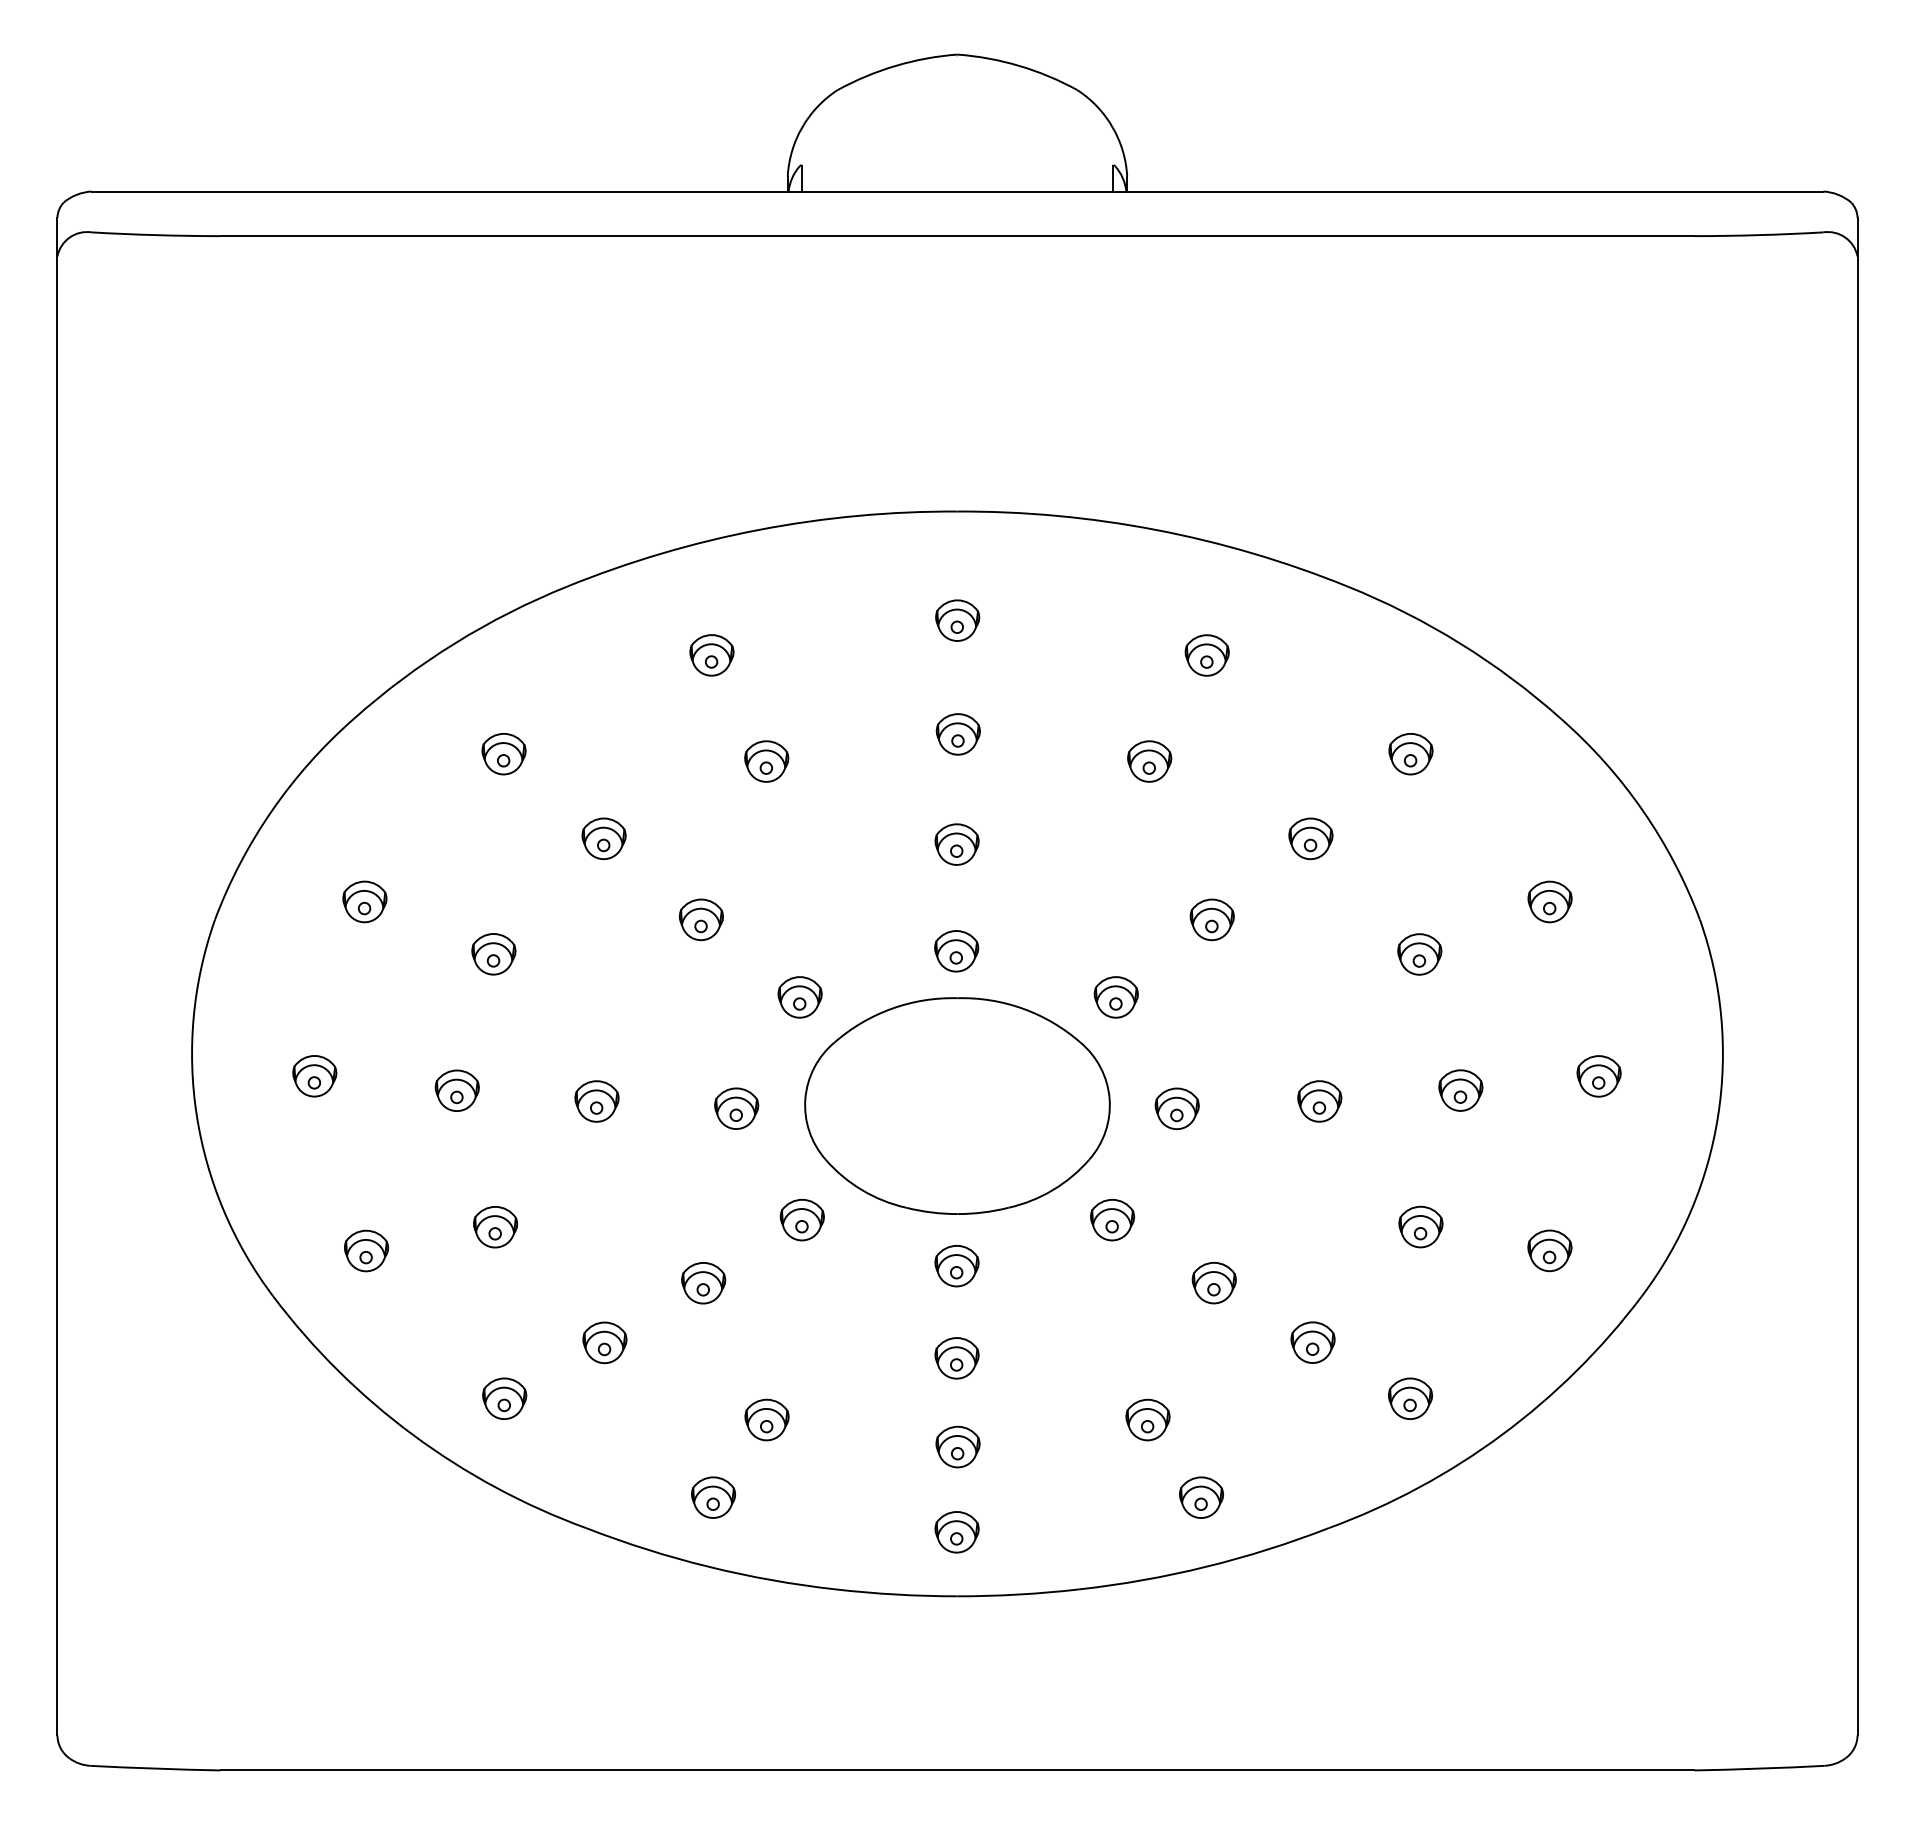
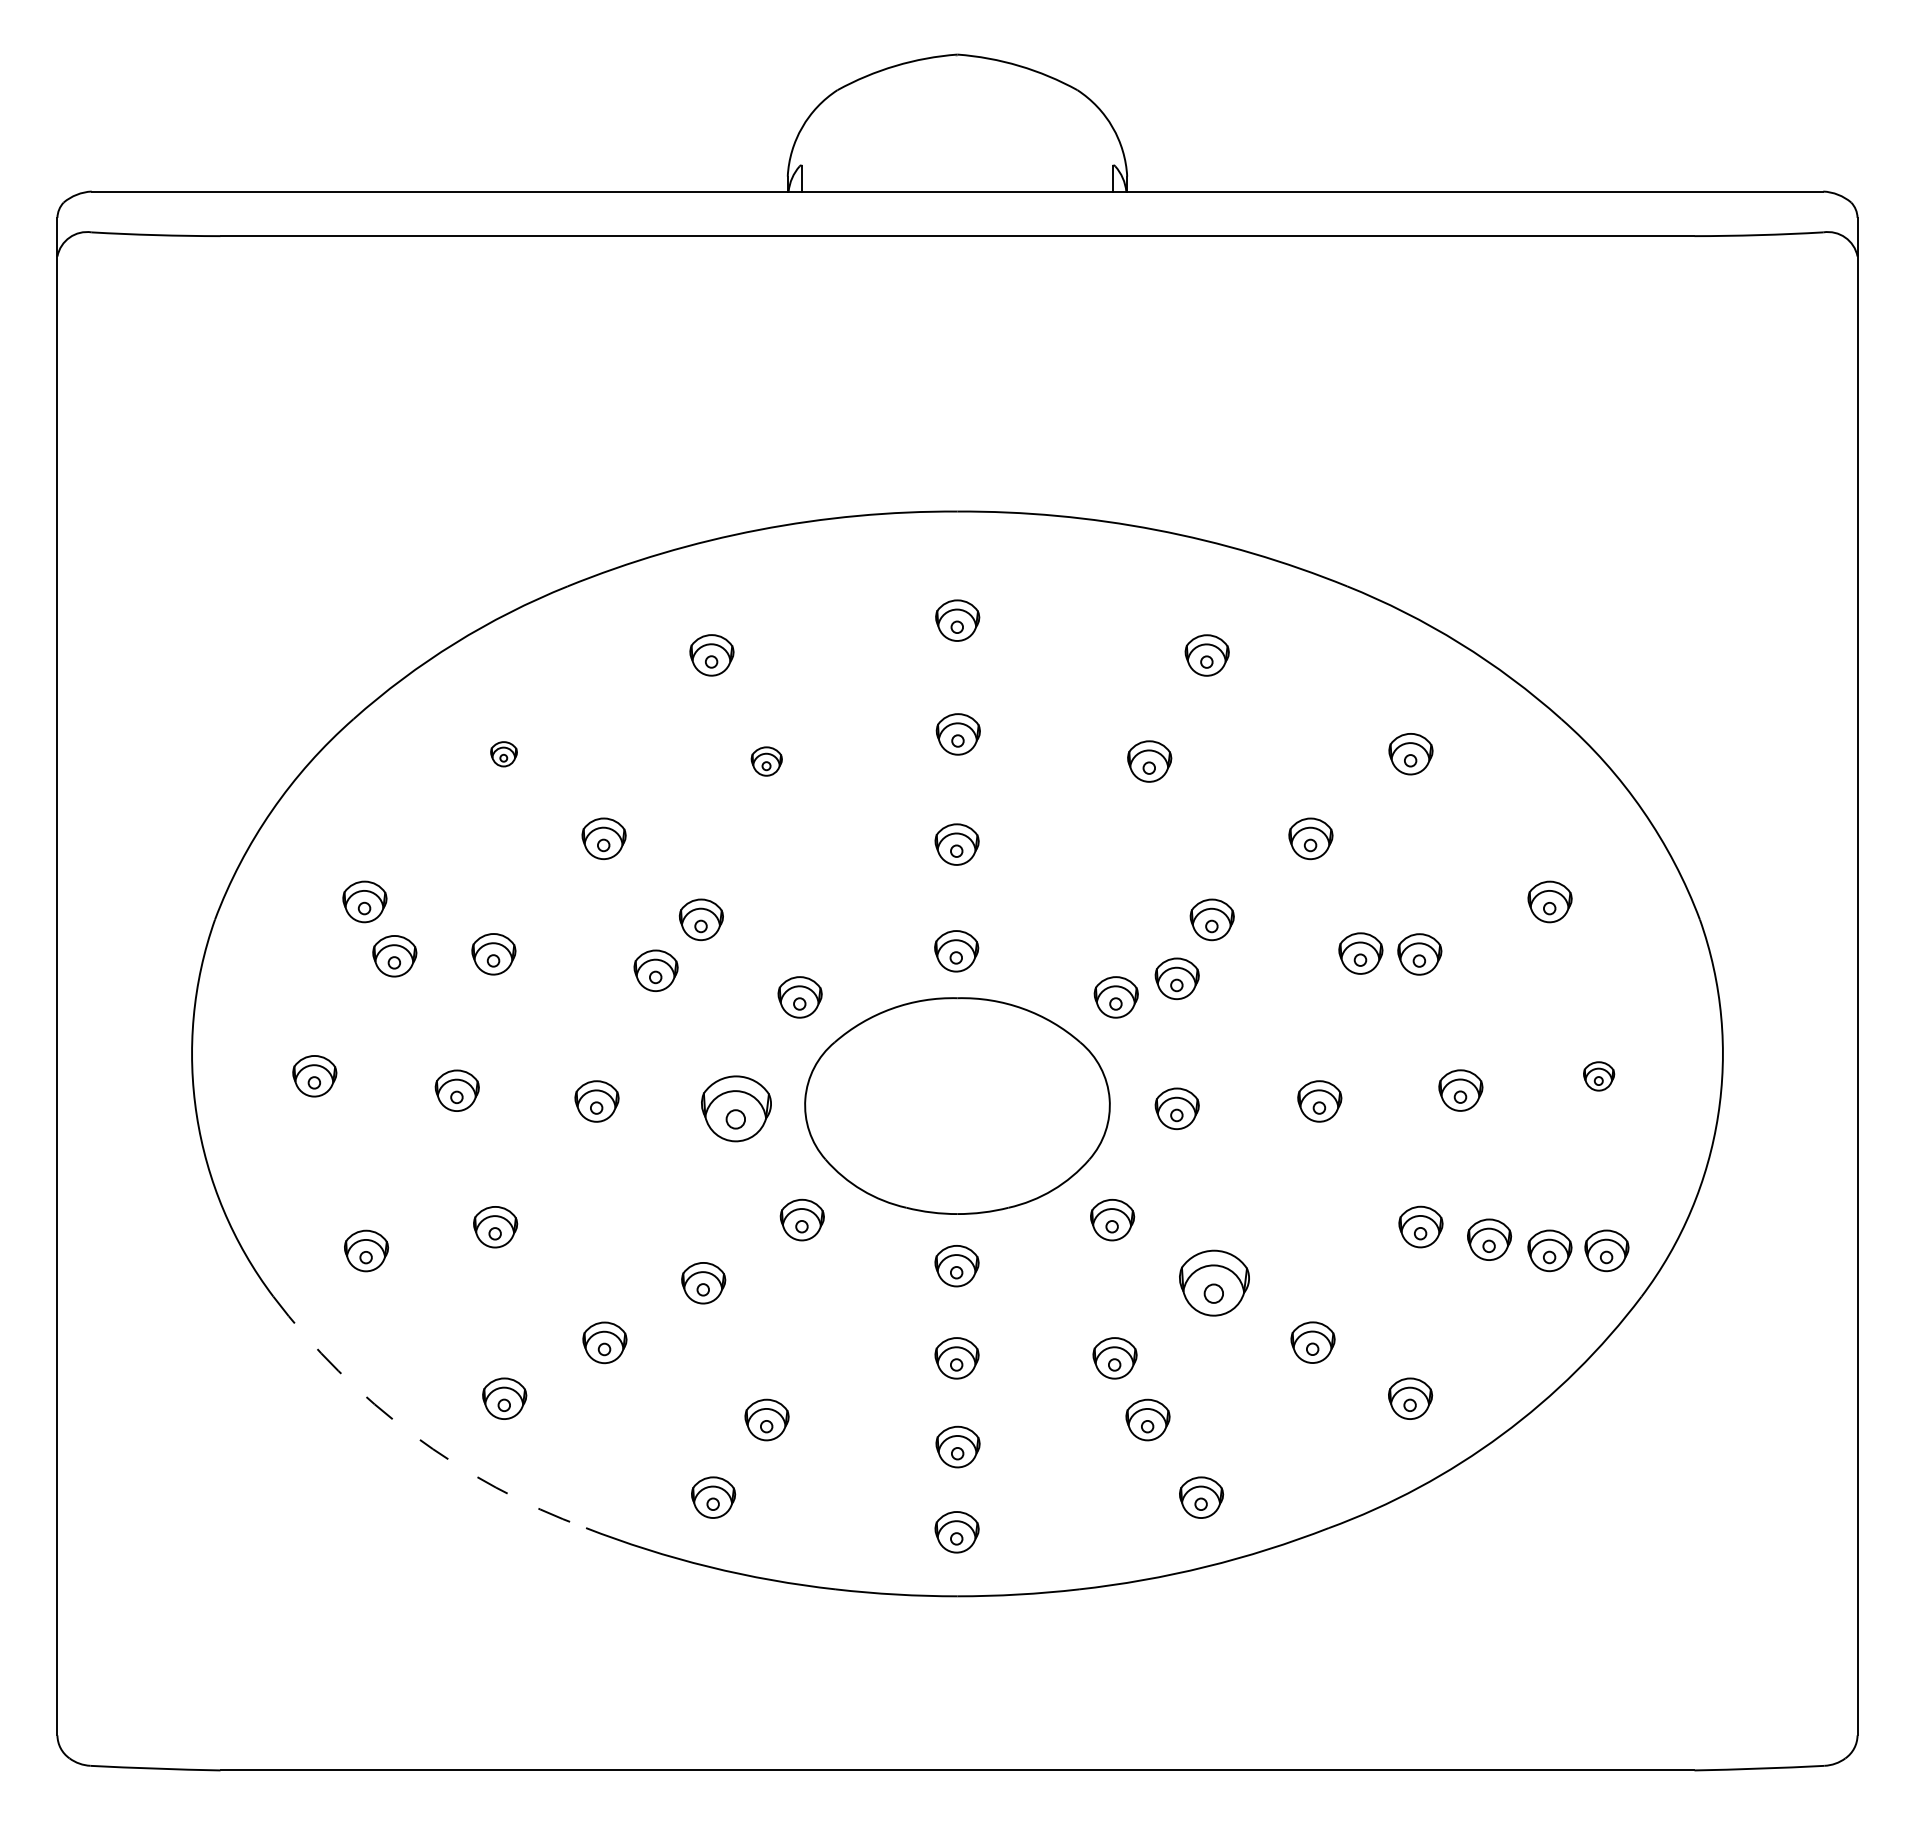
part size: 46x43 px -> 28x27 px (503, 754)
part size: 46x43 px -> 33x31 px (766, 761)
part: none -> present (1360, 953)
part: none -> present (394, 956)
part: none -> present (655, 970)
part: none -> present (1176, 978)
part size: 46x43 px -> 33x31 px (1599, 1076)
part size: 46x43 px -> 71x68 px (736, 1108)
part: none -> present (1489, 1239)
part: none -> present (1606, 1250)
part size: 46x44 px -> 71x68 px (1214, 1282)
part: none -> present (1114, 1358)
arc: solid -> dashed (413, 1434)
